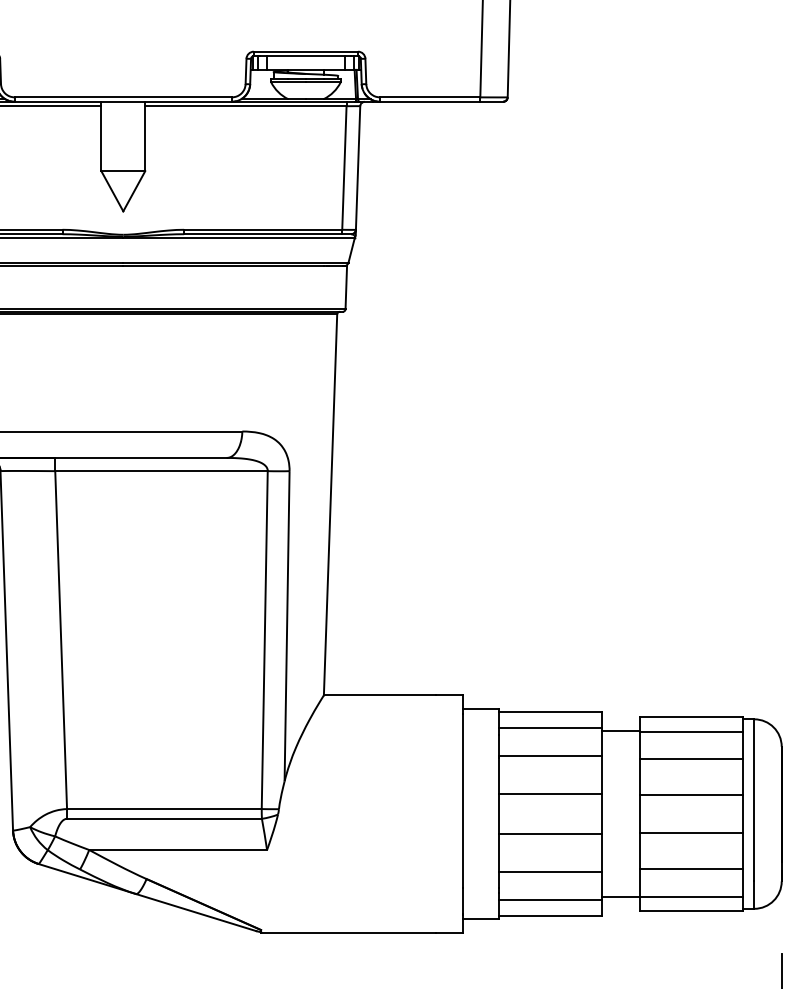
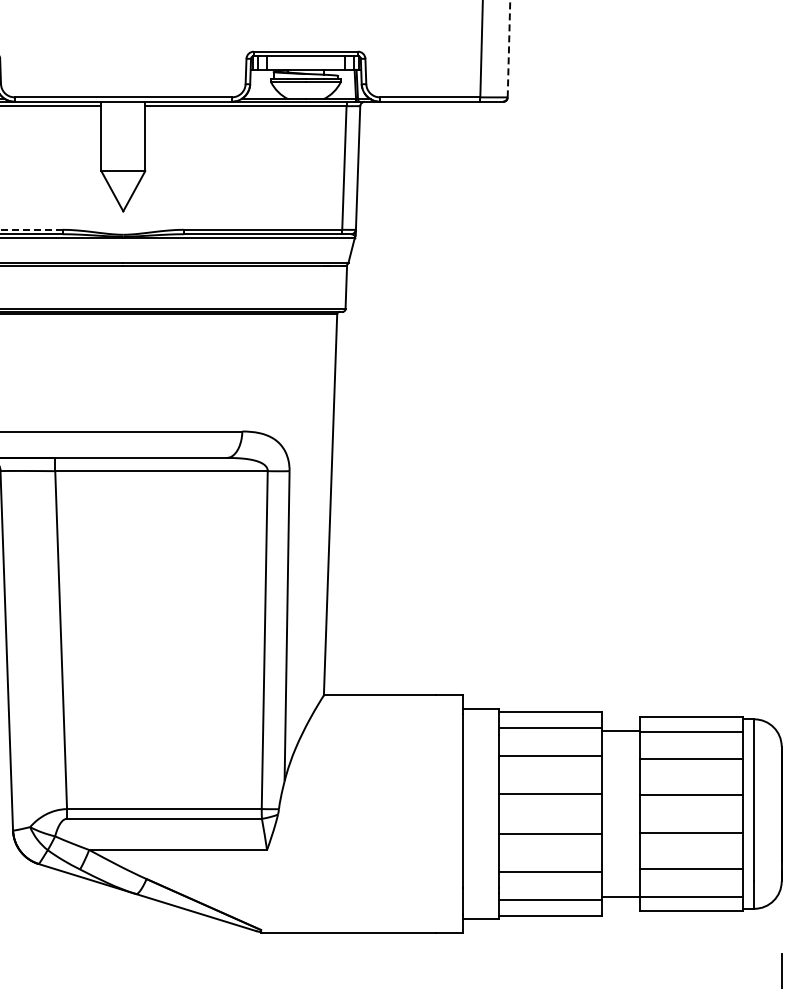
line: solid -> dashed (508, 48)
line: solid -> dashed (31, 229)
